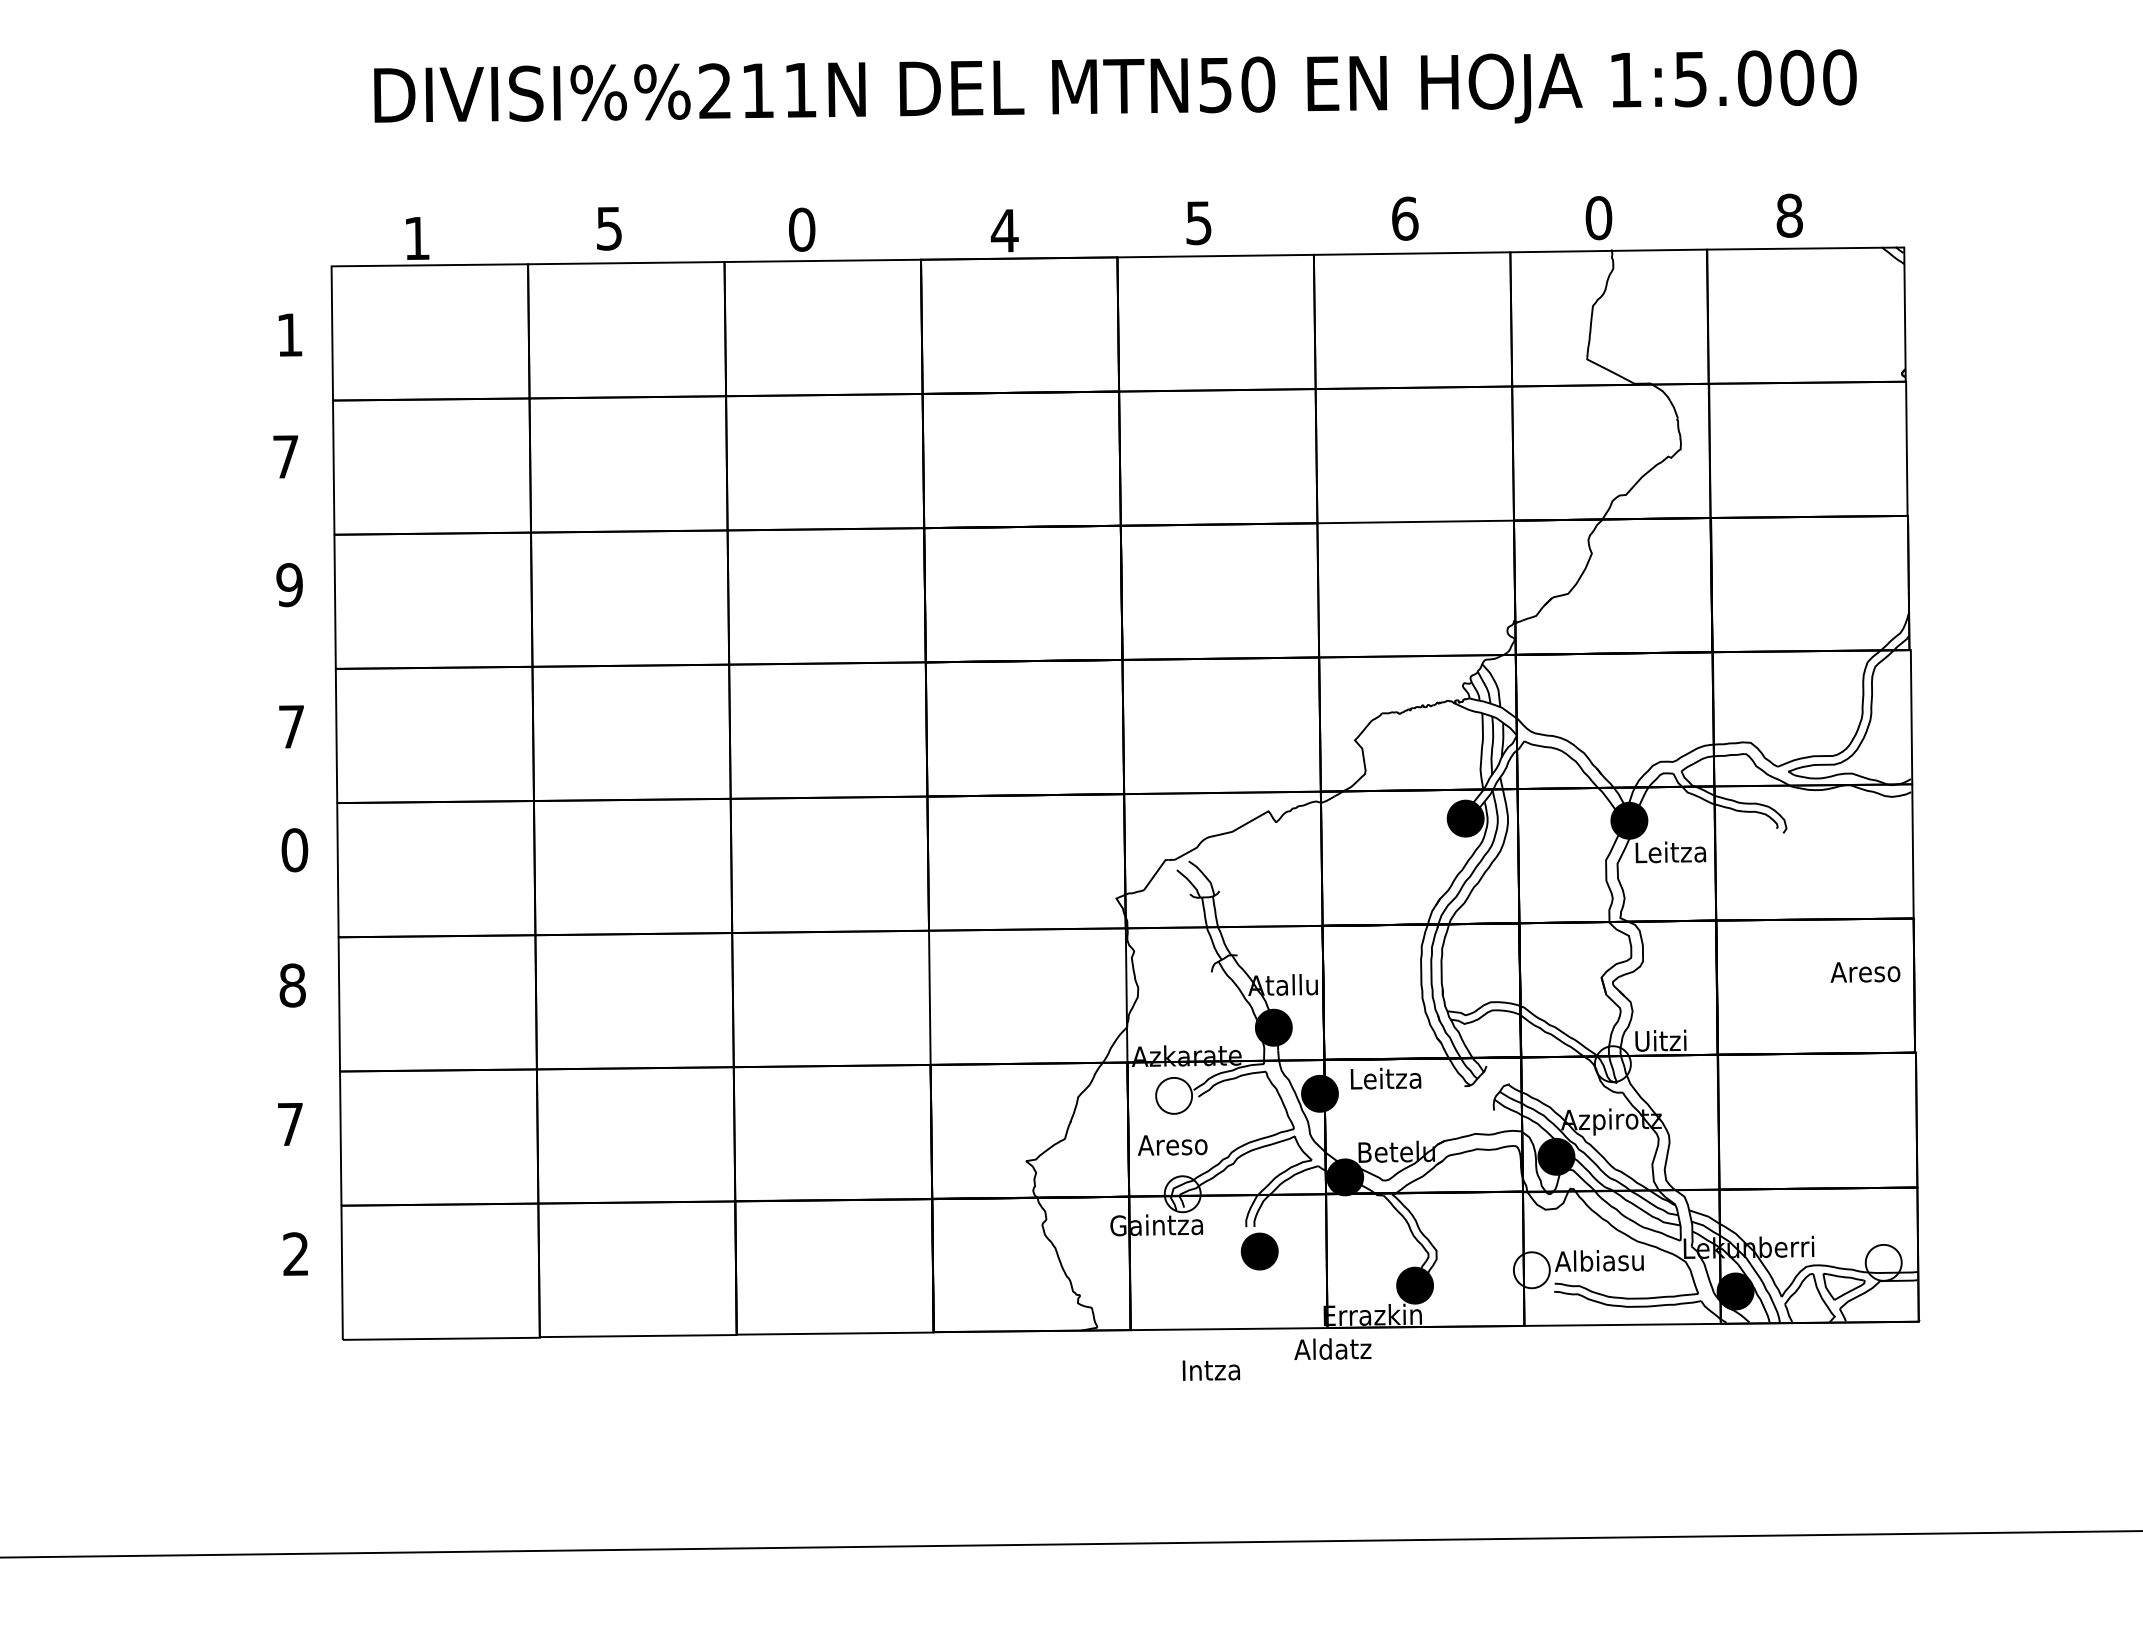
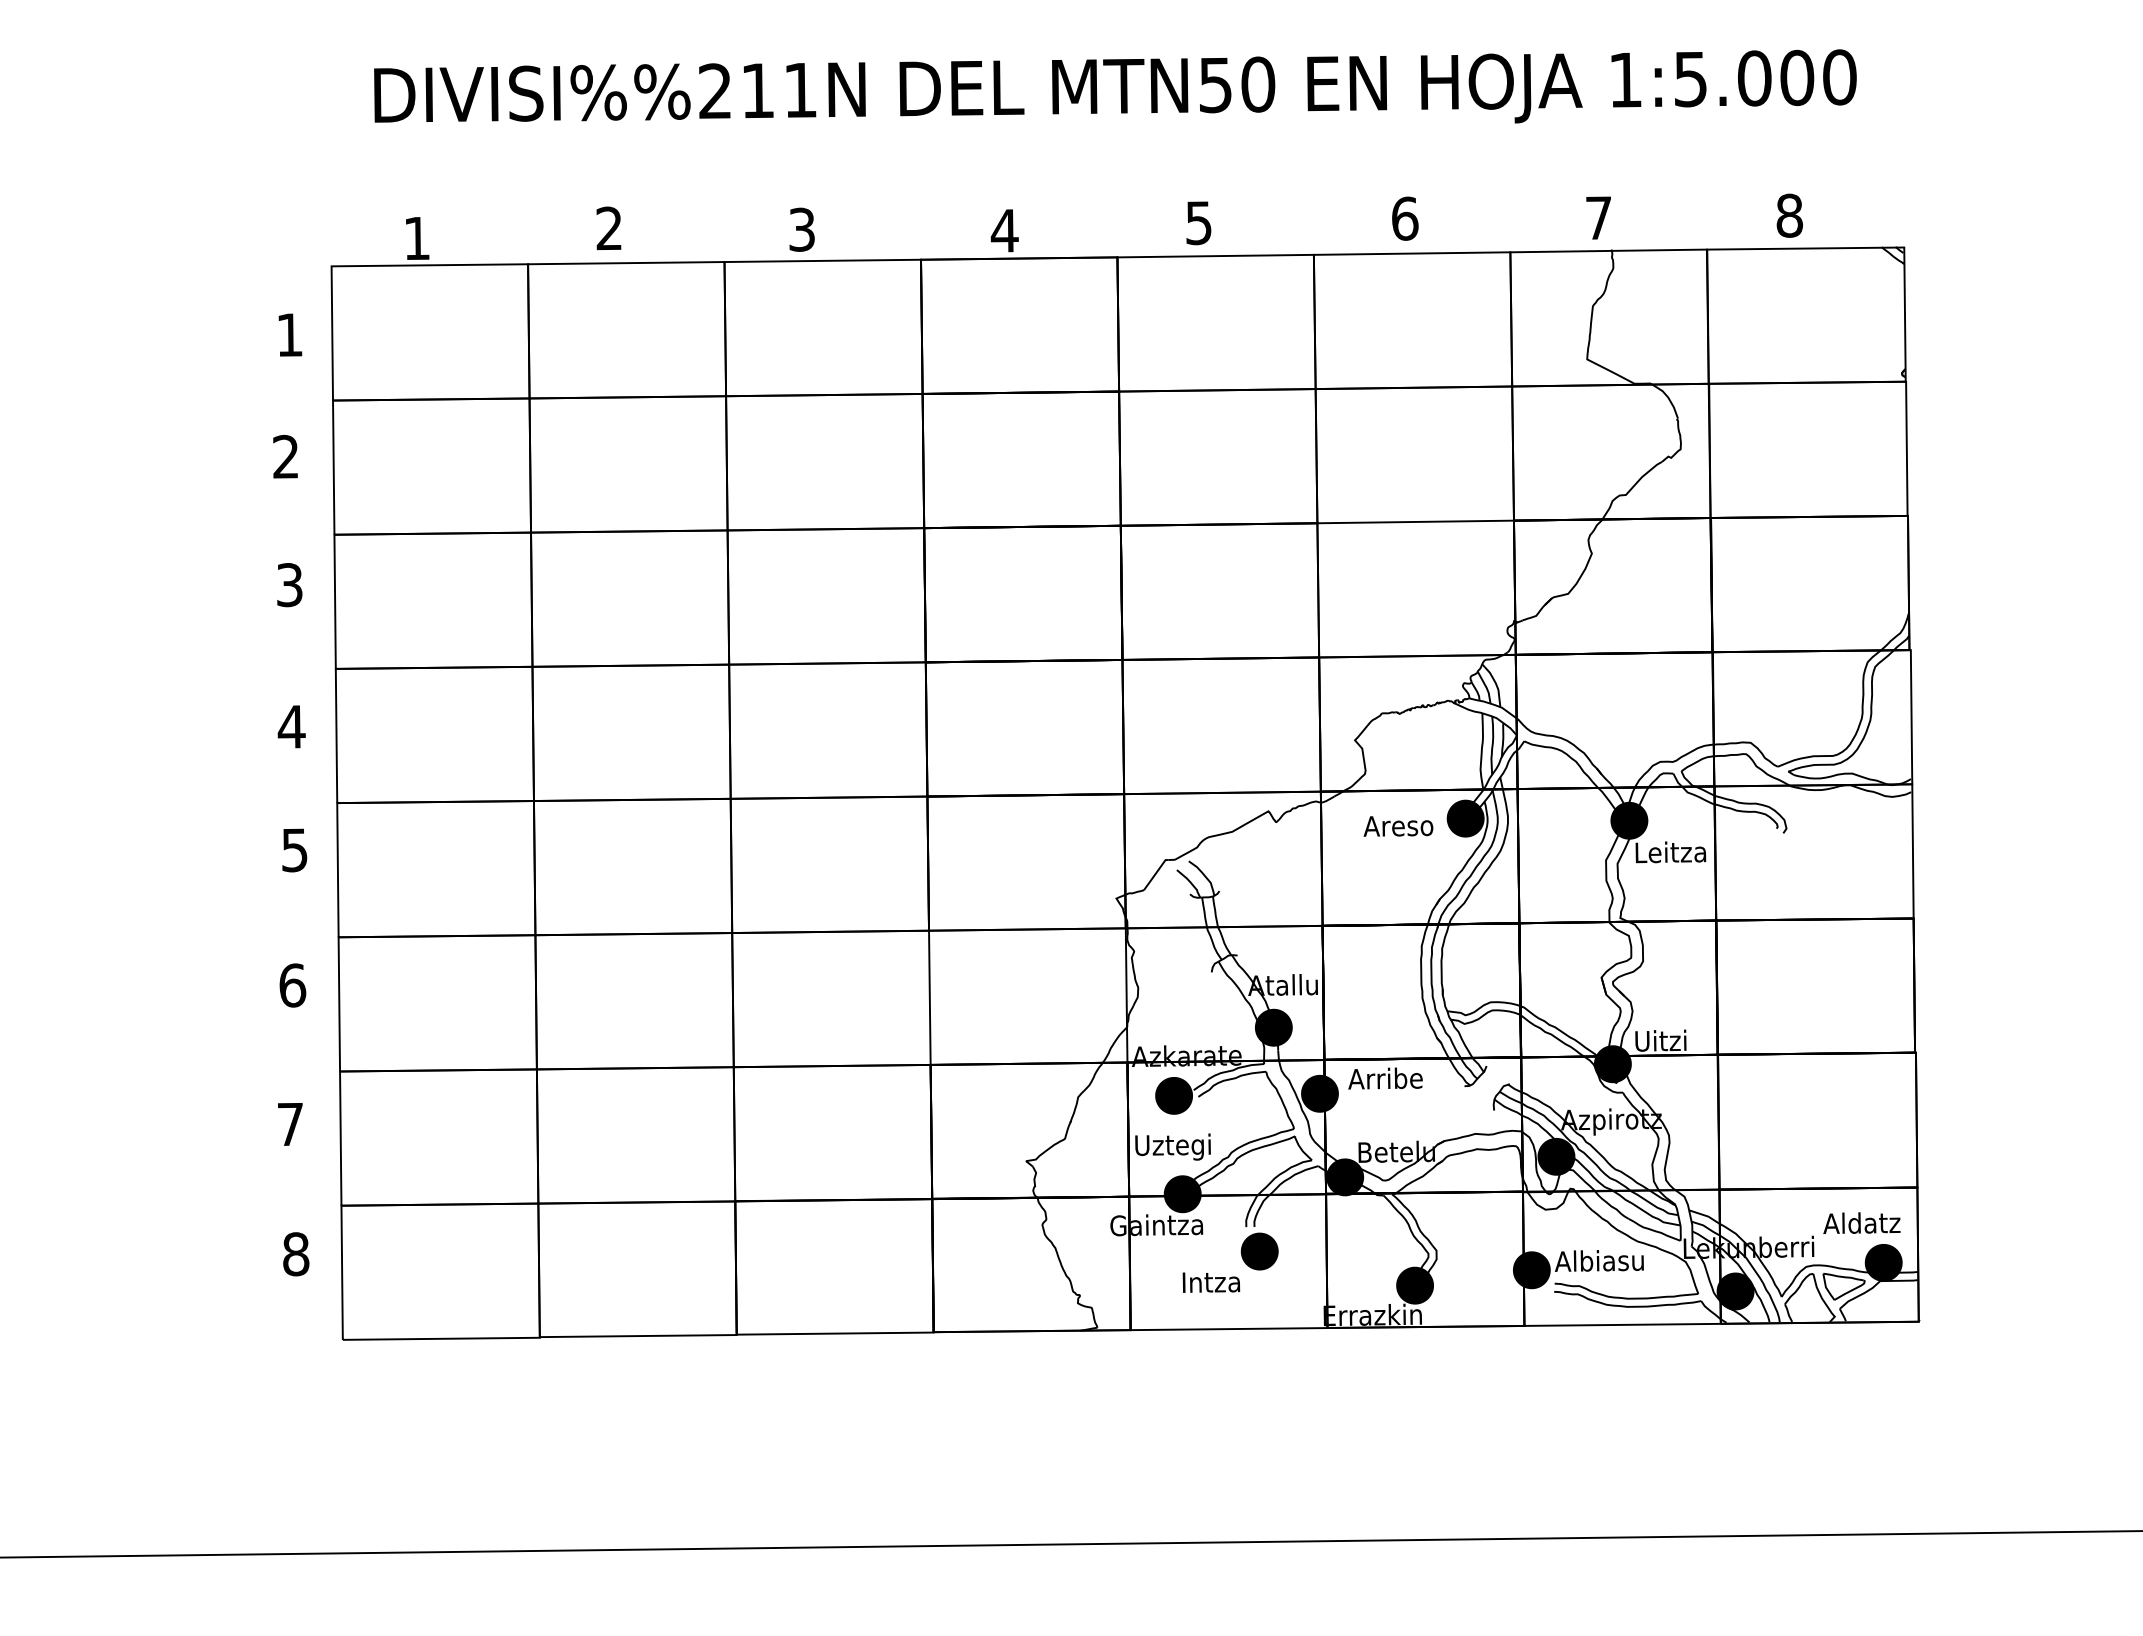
text: 0 -> 7 (1598, 218)
text: 5 -> 2 (608, 228)
text: 0 -> 3 (802, 229)
text: 7 -> 2 (285, 456)
text: 9 -> 3 (289, 584)
text: 7 -> 4 (291, 726)
text: 0 -> 5 (294, 850)
text position: (1865, 972) -> (1398, 826) (1398, 826)
text: 8 -> 6 (292, 985)
fill: none -> present (1612, 1064)
text: Leitza -> Arribe (1385, 1078)
fill: none -> present (1174, 1095)
text: Areso -> Uztegi (1172, 1146)
fill: none -> present (1182, 1194)
text: 2 -> 8 (296, 1254)
fill: none -> present (1883, 1262)
fill: none -> present (1531, 1270)
text position: (1332, 1348) -> (1861, 1222) (1861, 1222)
text position: (1211, 1370) -> (1211, 1282) (1211, 1282)
